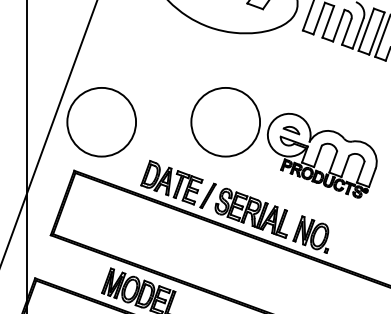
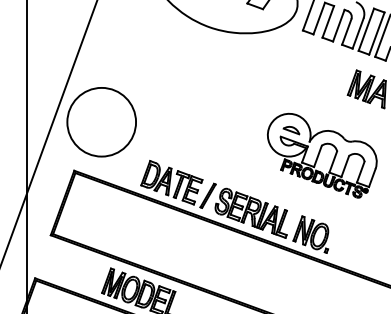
part: none -> present (366, 89)
circle: present -> none (225, 122)
